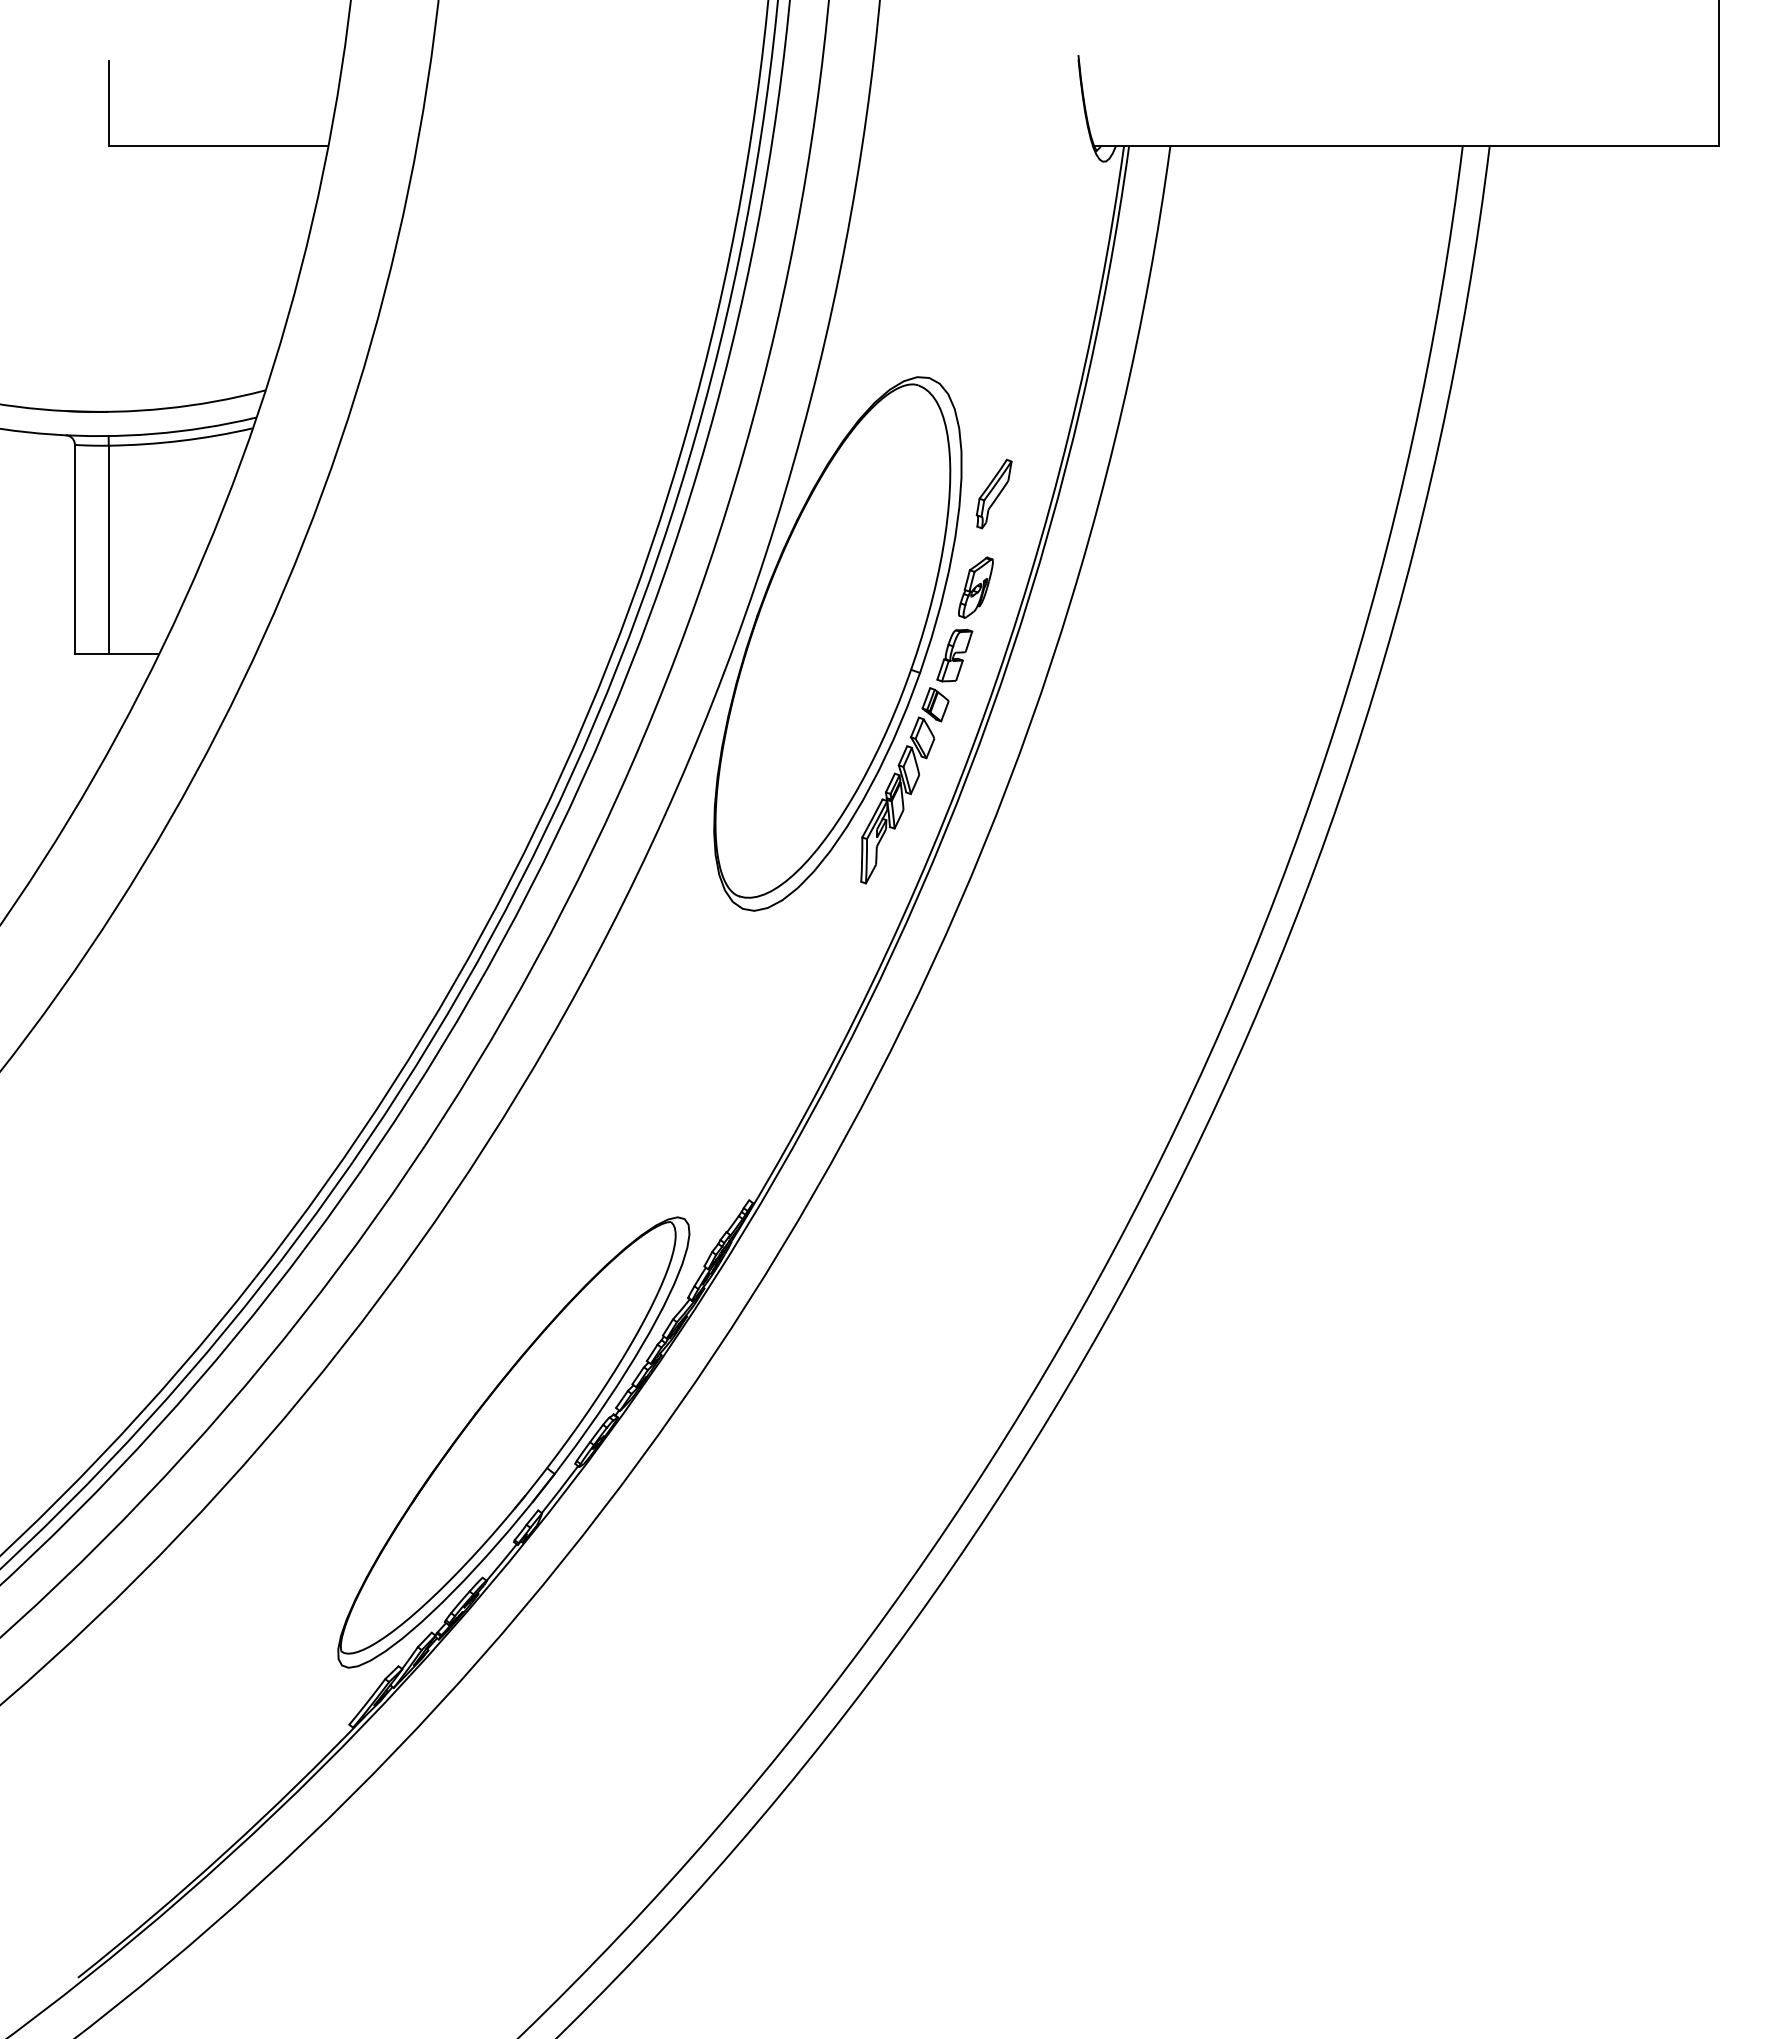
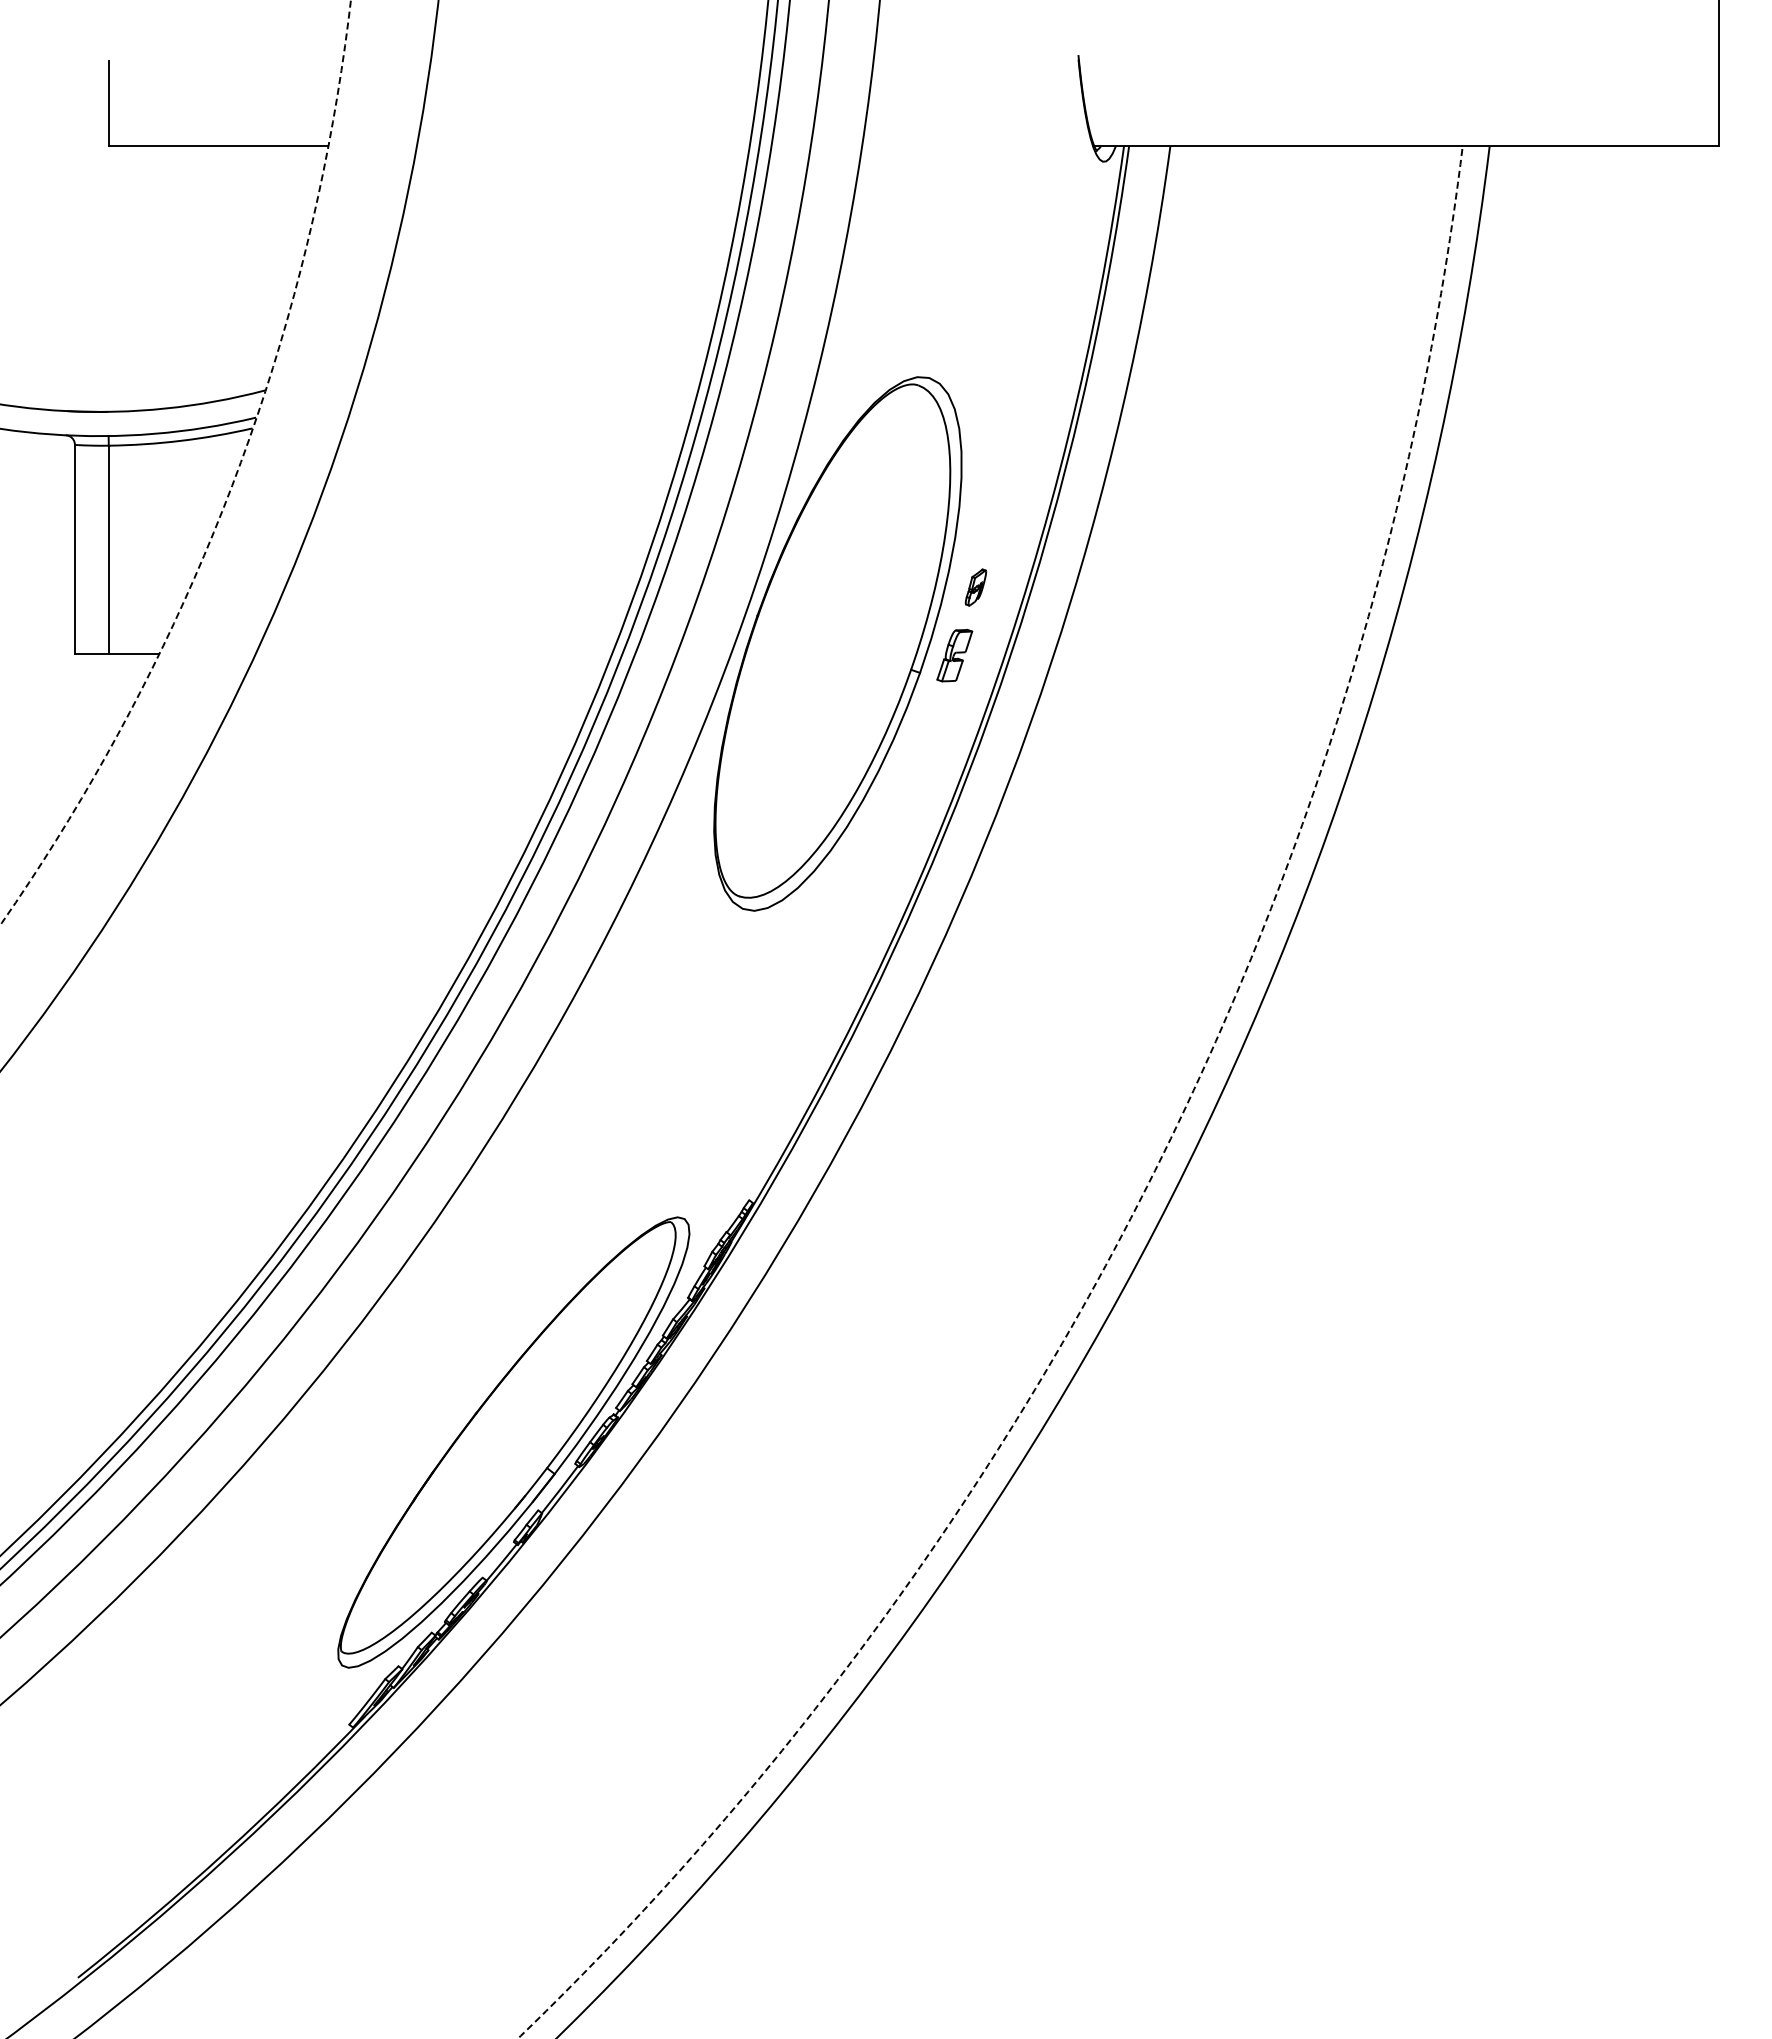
circle: solid -> dashed (175, 462)
part: present -> none (993, 493)
part size: 36x63 px -> 24x39 px (975, 587)
part: present -> none (904, 785)
arc: solid -> dashed (1151, 1176)
